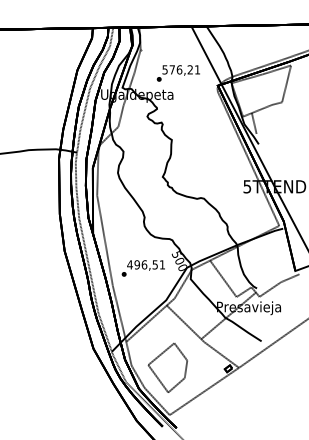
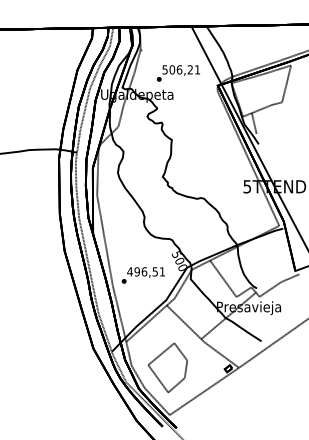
text: 576,21 -> 506,21 (172, 69)
text position: (142, 268) -> (142, 275) (142, 275)
